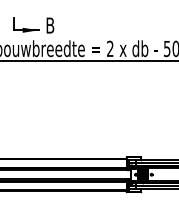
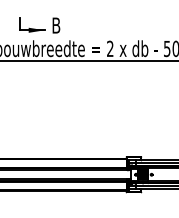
part position: (33, 25) -> (39, 25) (39, 25)
